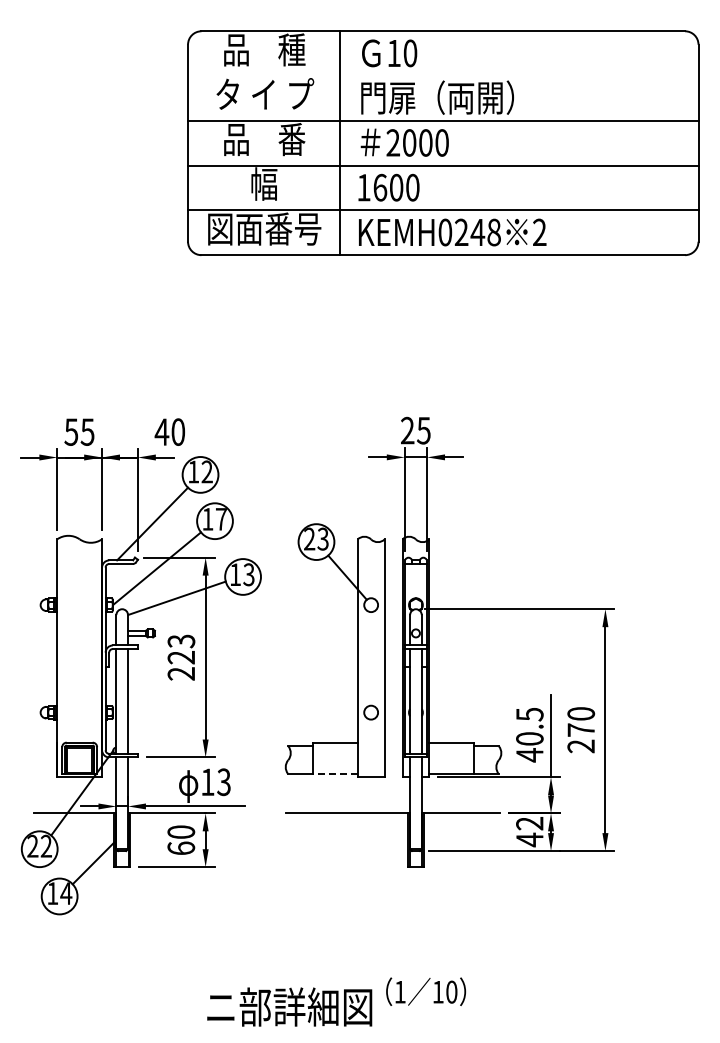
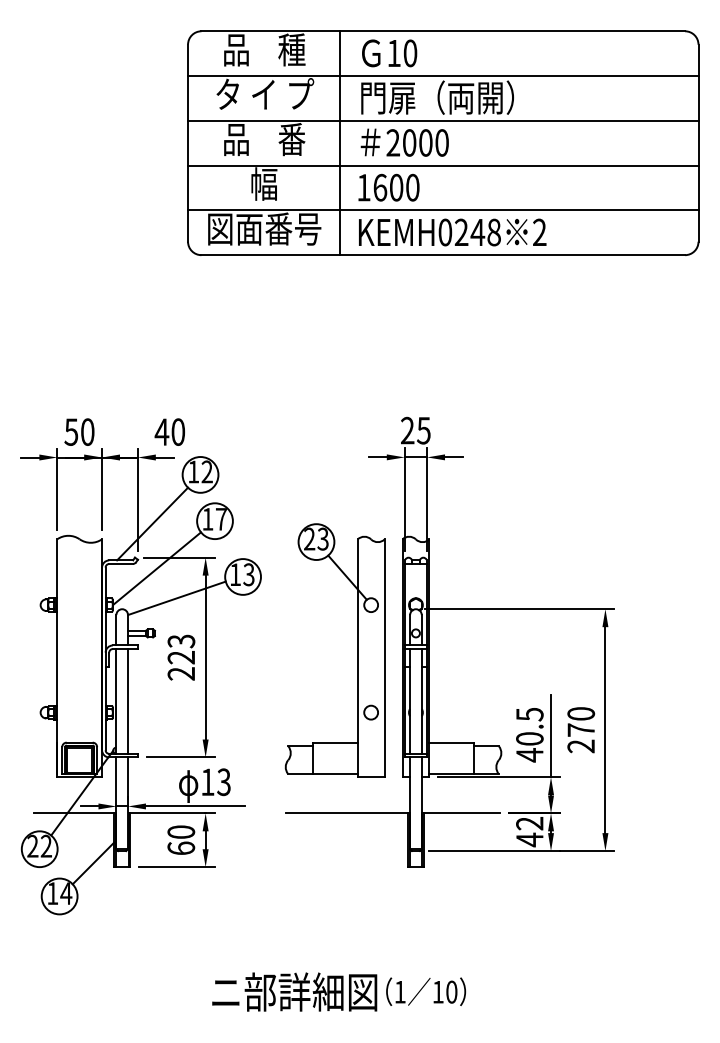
line: none -> present (443, 76)
text: 55 -> 50 (87, 431)
line: dashed -> solid (334, 774)
text position: (289, 1006) -> (294, 991) (294, 991)
